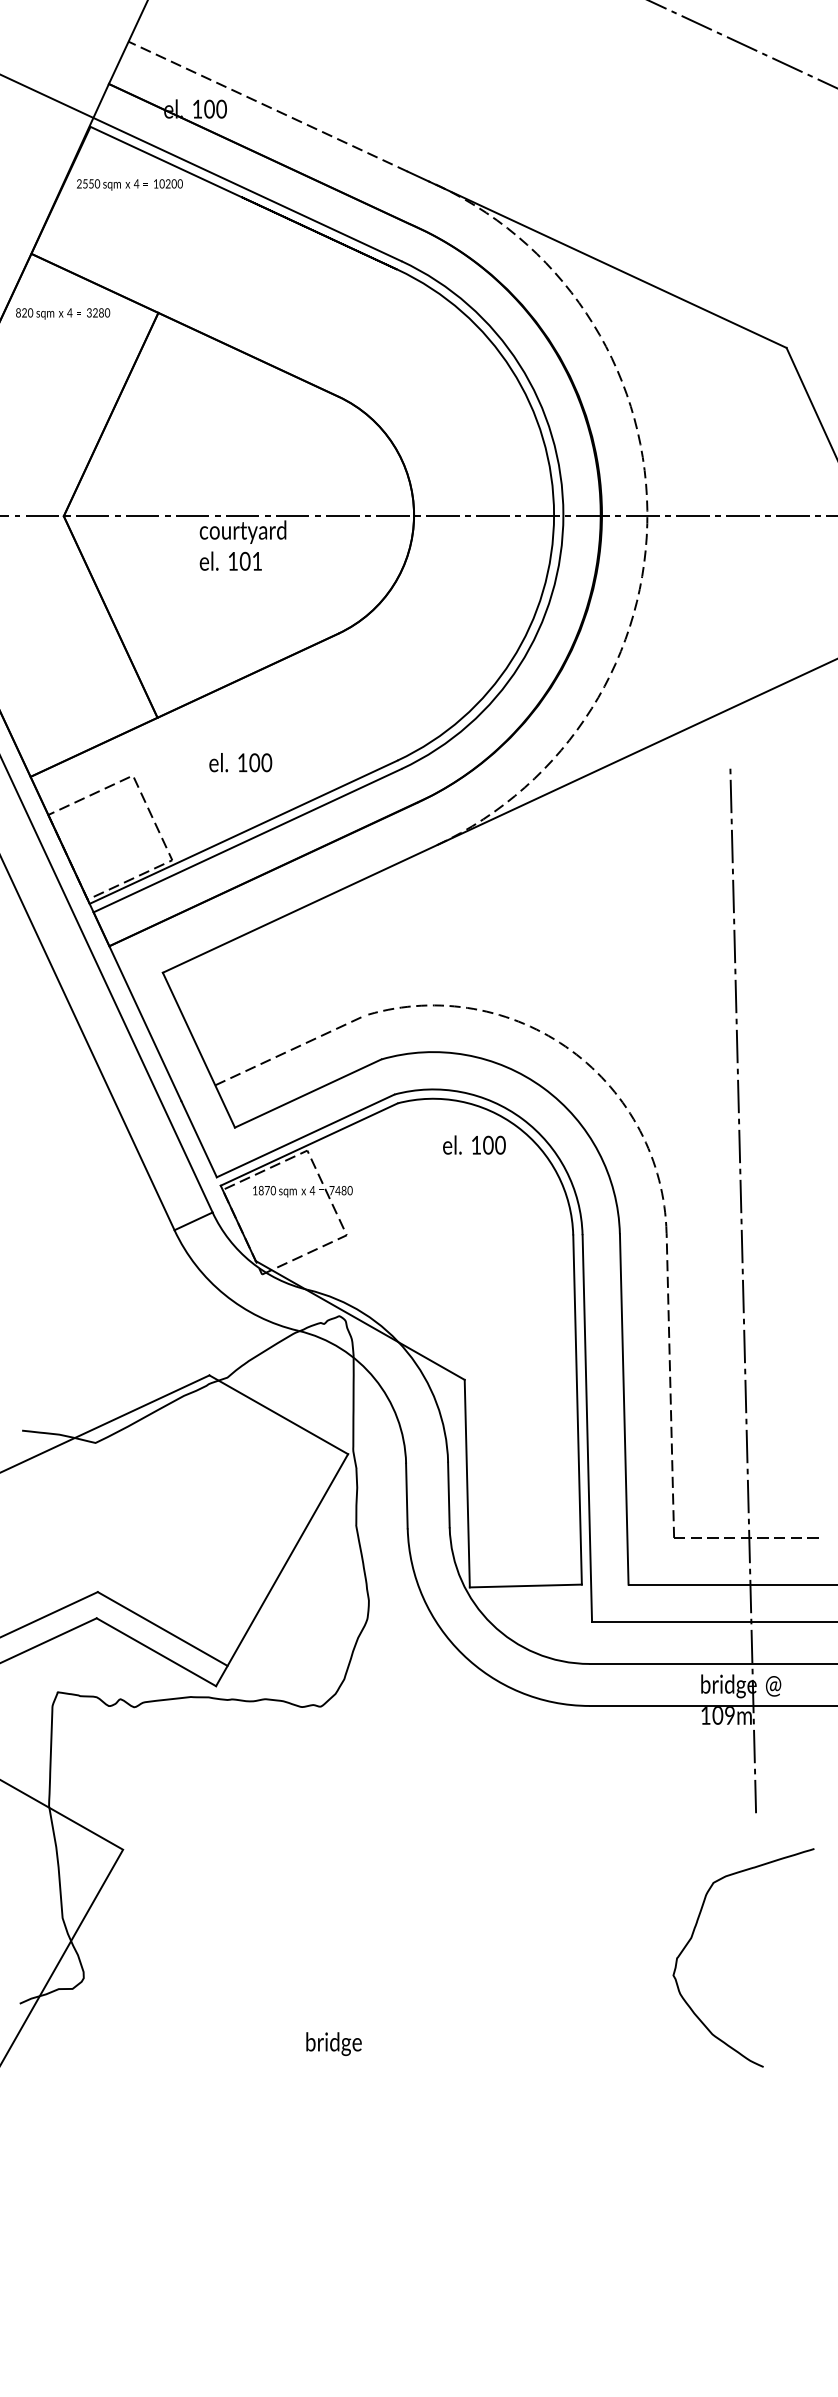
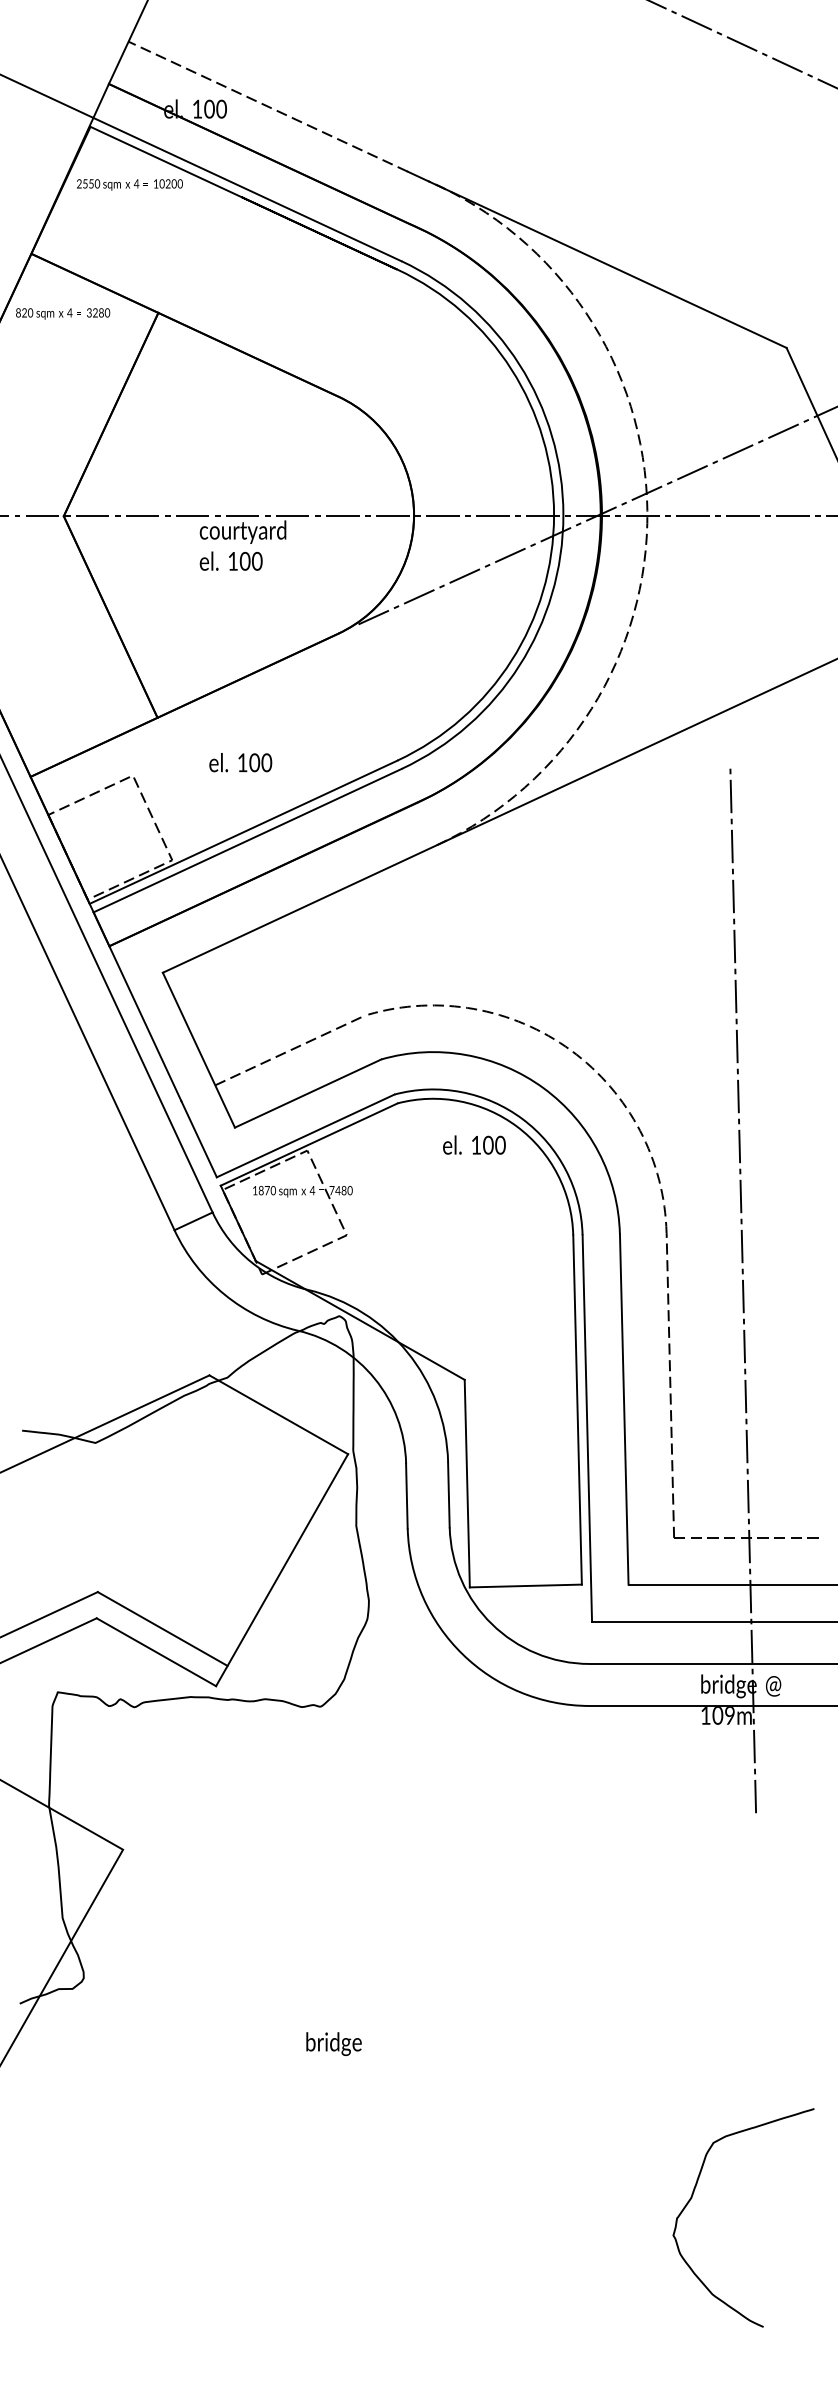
line: none -> present (596, 515)
text: 101 -> 100 (257, 560)
curve position: (693, 1935) -> (693, 2195) (693, 2195)
